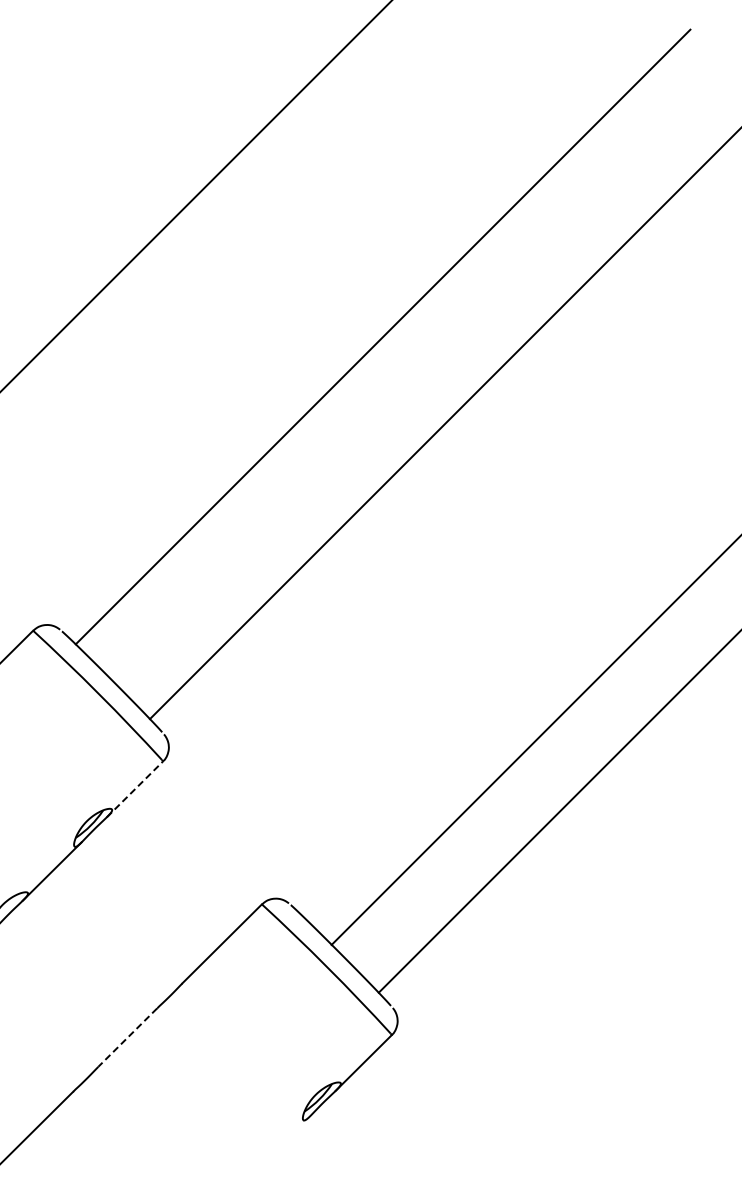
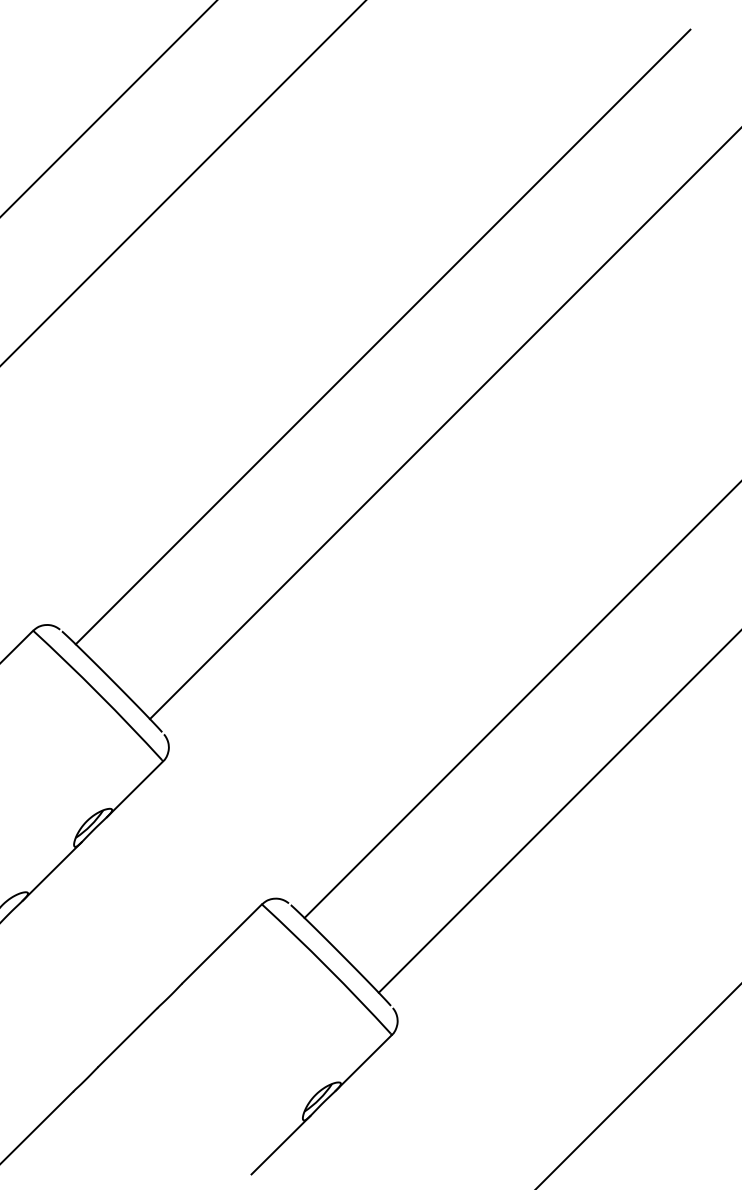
line: none -> present (108, 108)
line position: (195, 196) -> (183, 182) (183, 182)
line position: (534, 740) -> (521, 700) (521, 700)
line: dashed -> solid (134, 789)
line: dashed -> solid (127, 1037)
line: none -> present (638, 1086)
line: none -> present (280, 1145)
